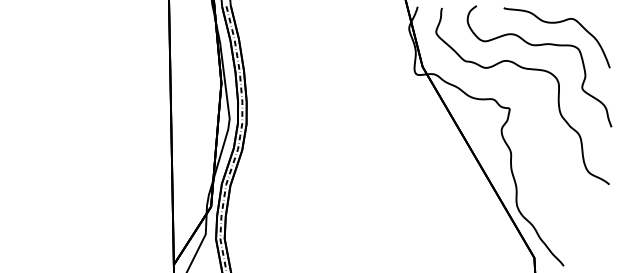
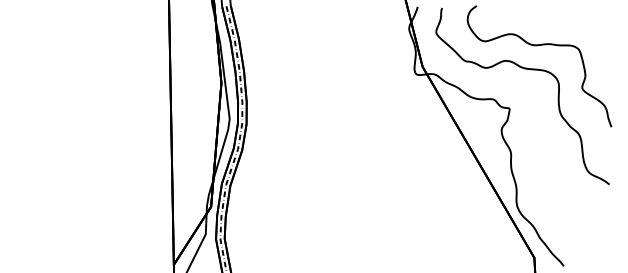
curve: present -> none (556, 23)
